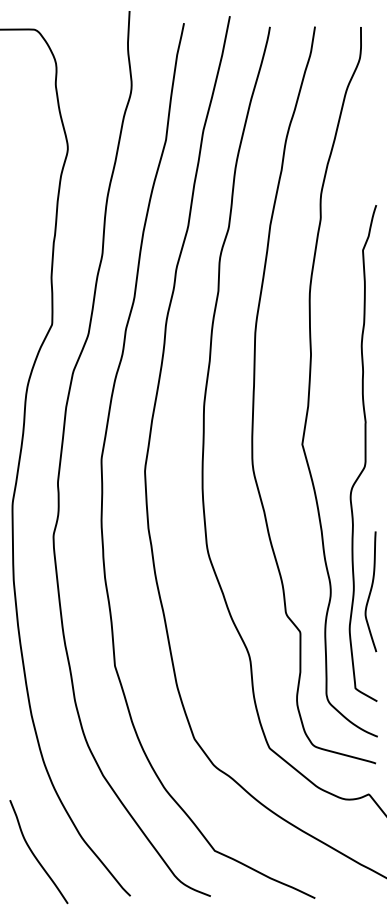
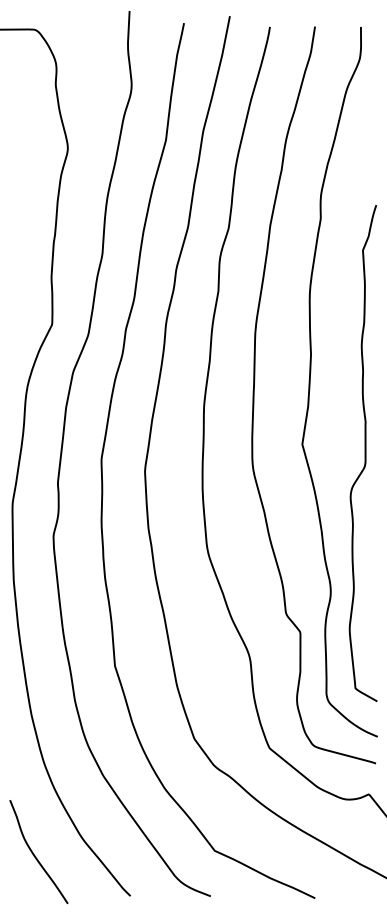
curve: present -> none (370, 591)
